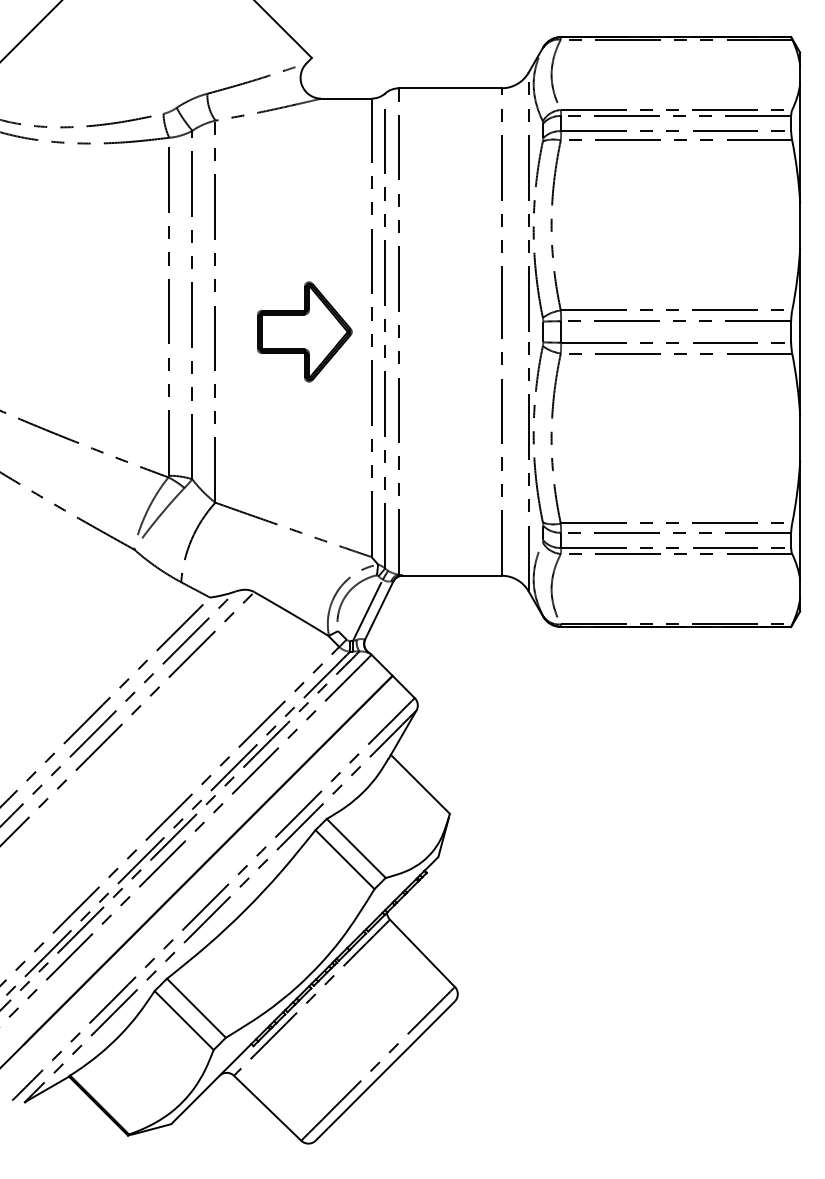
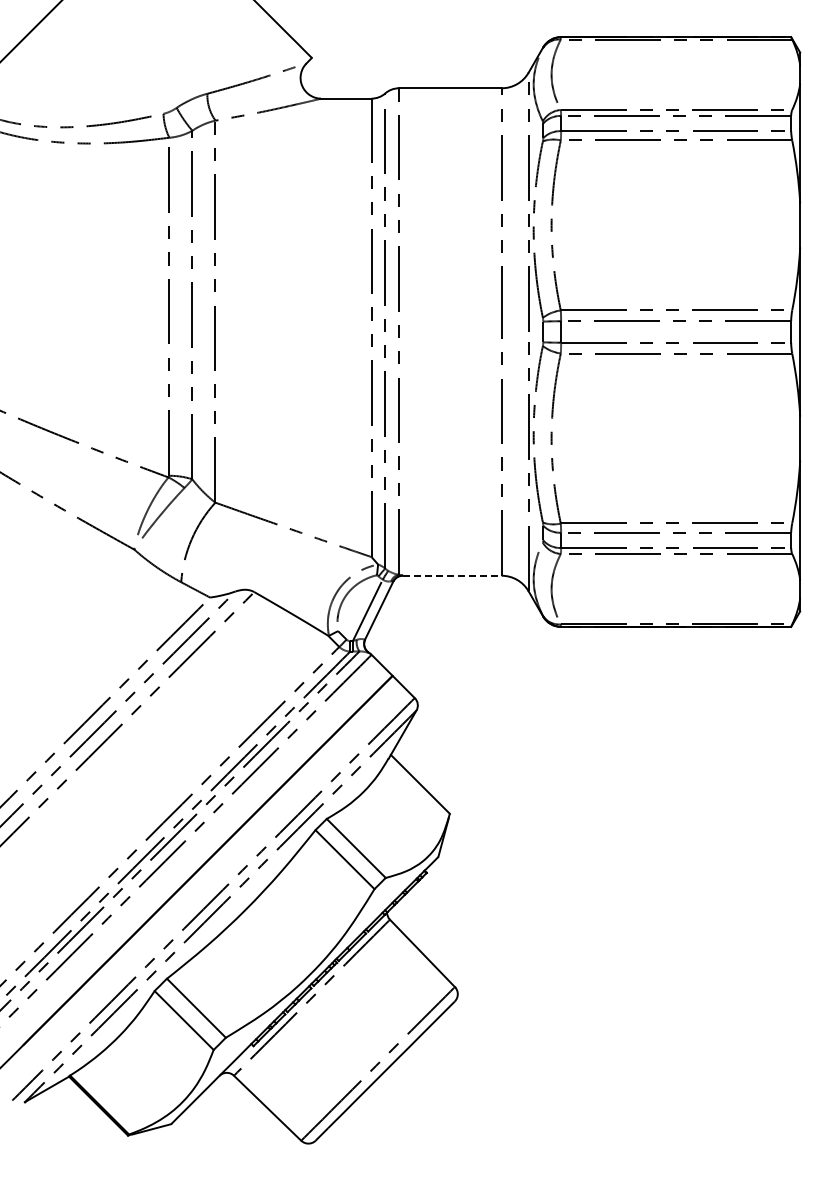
part: present -> none (304, 331)
line: solid -> dashed (452, 575)
